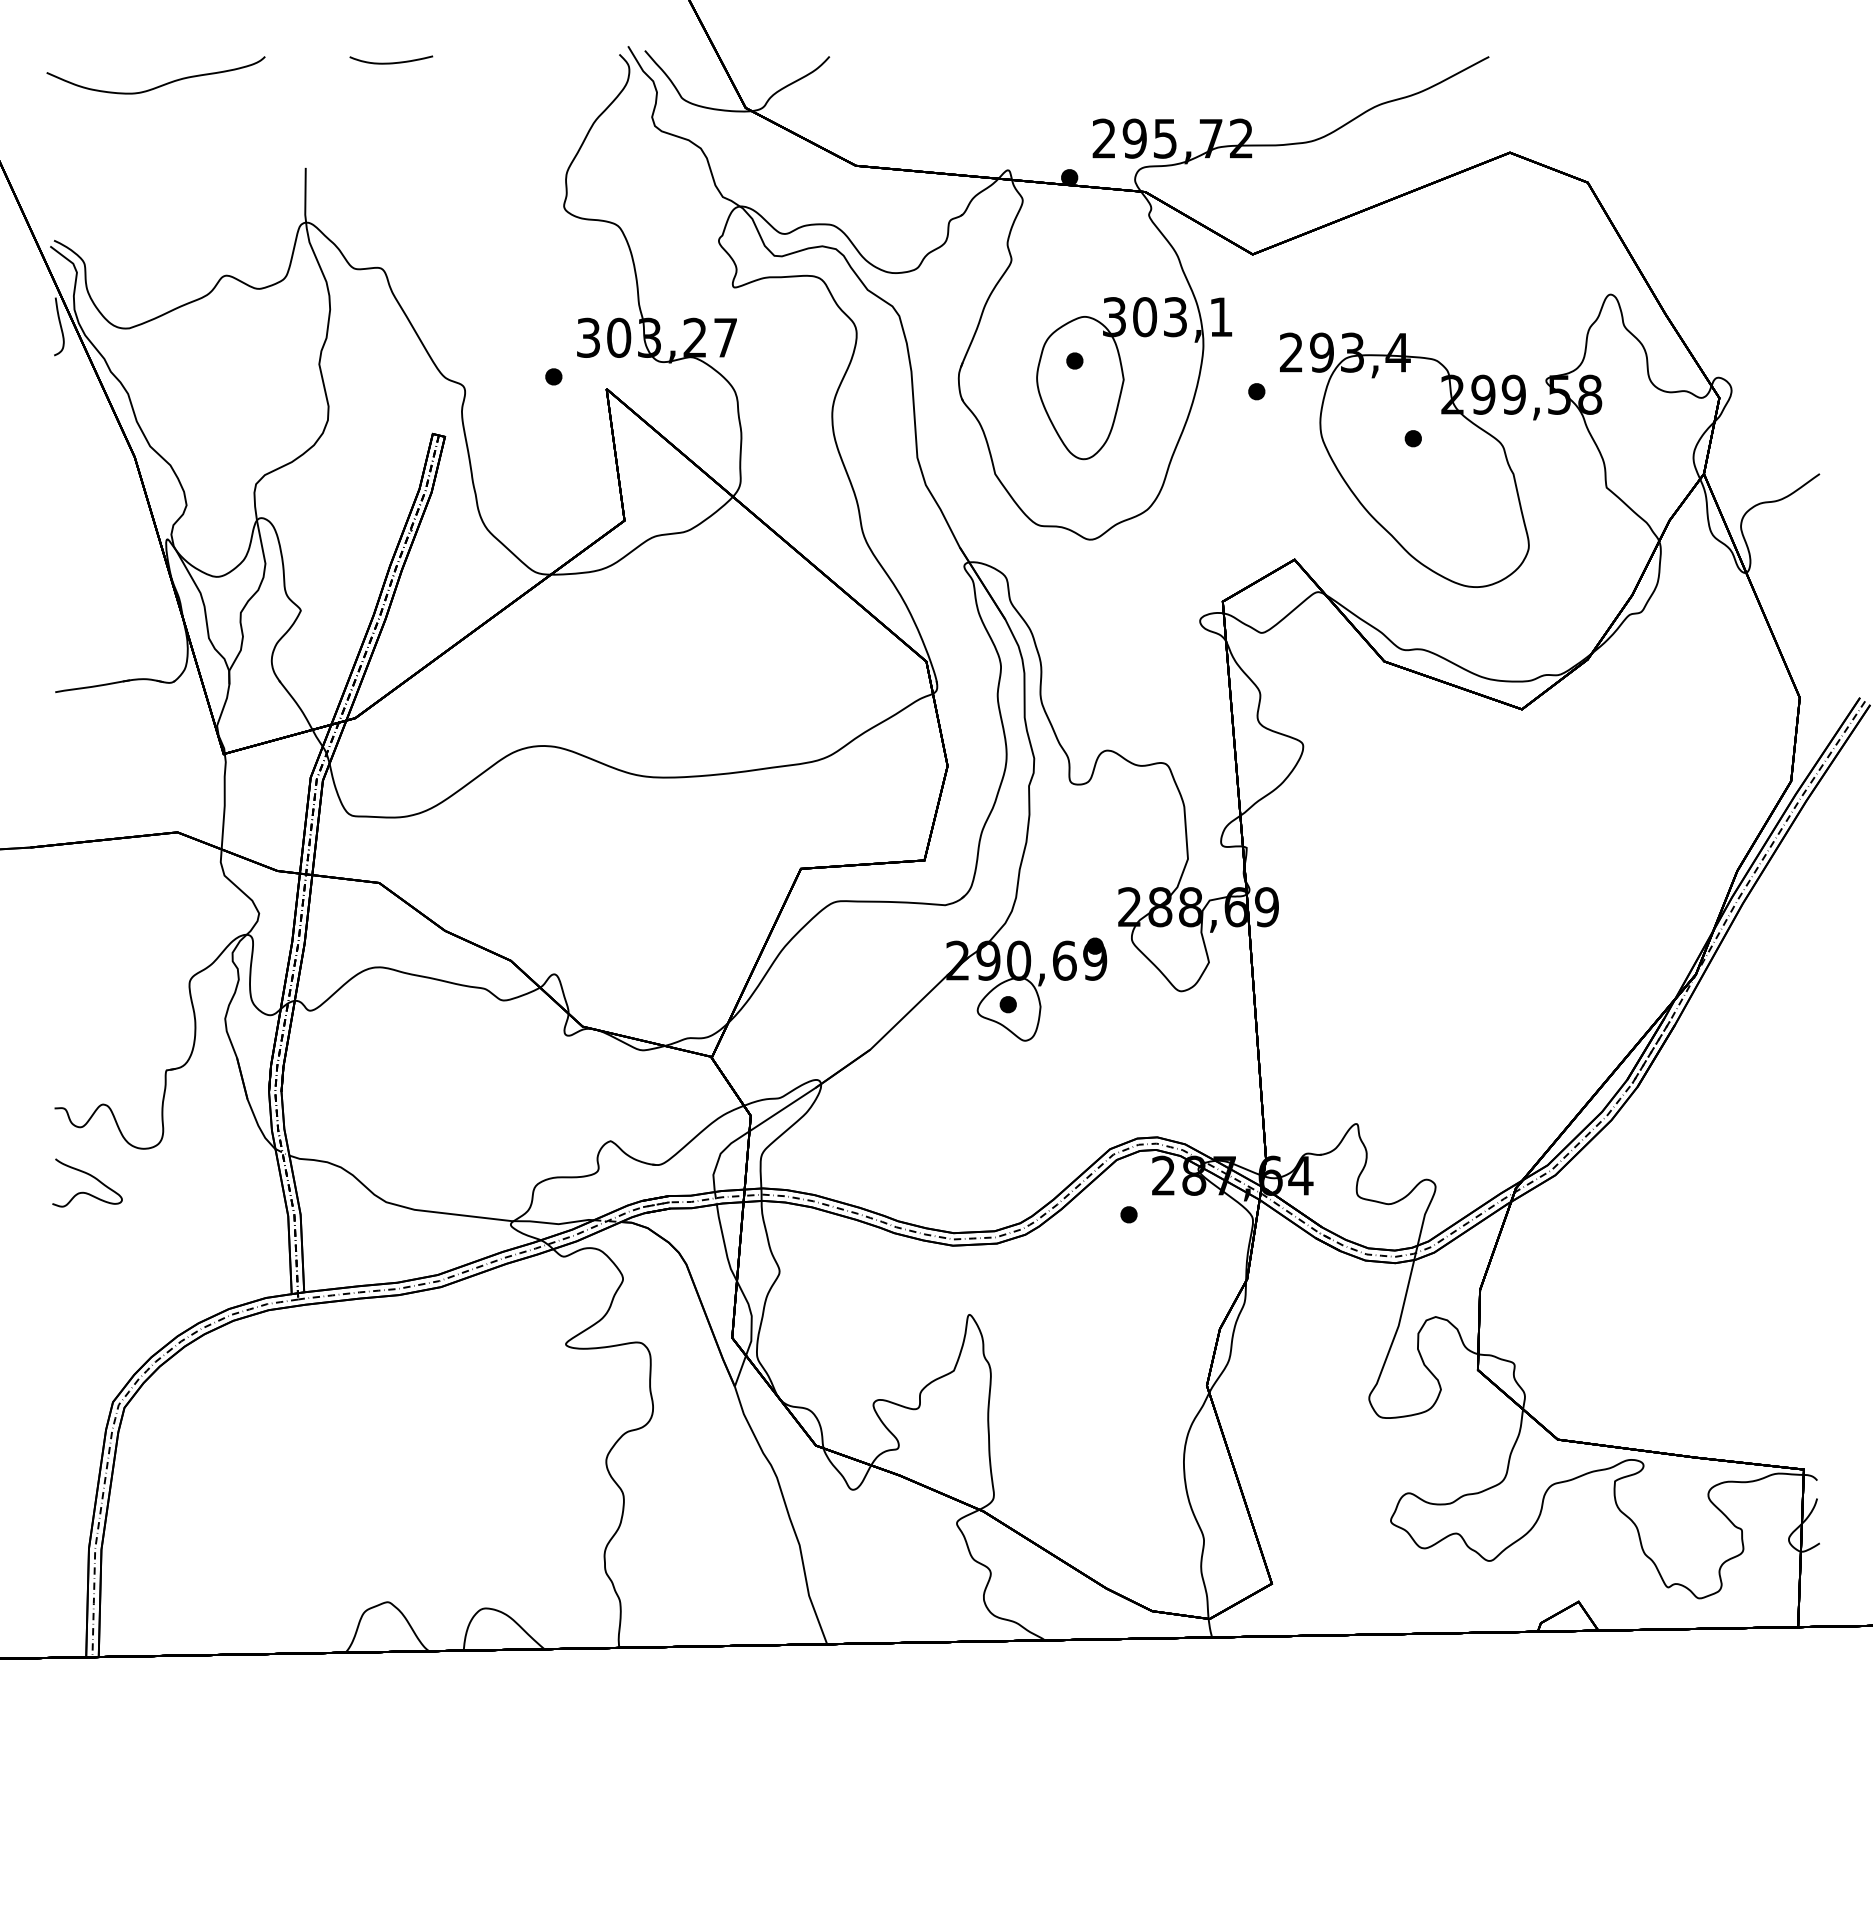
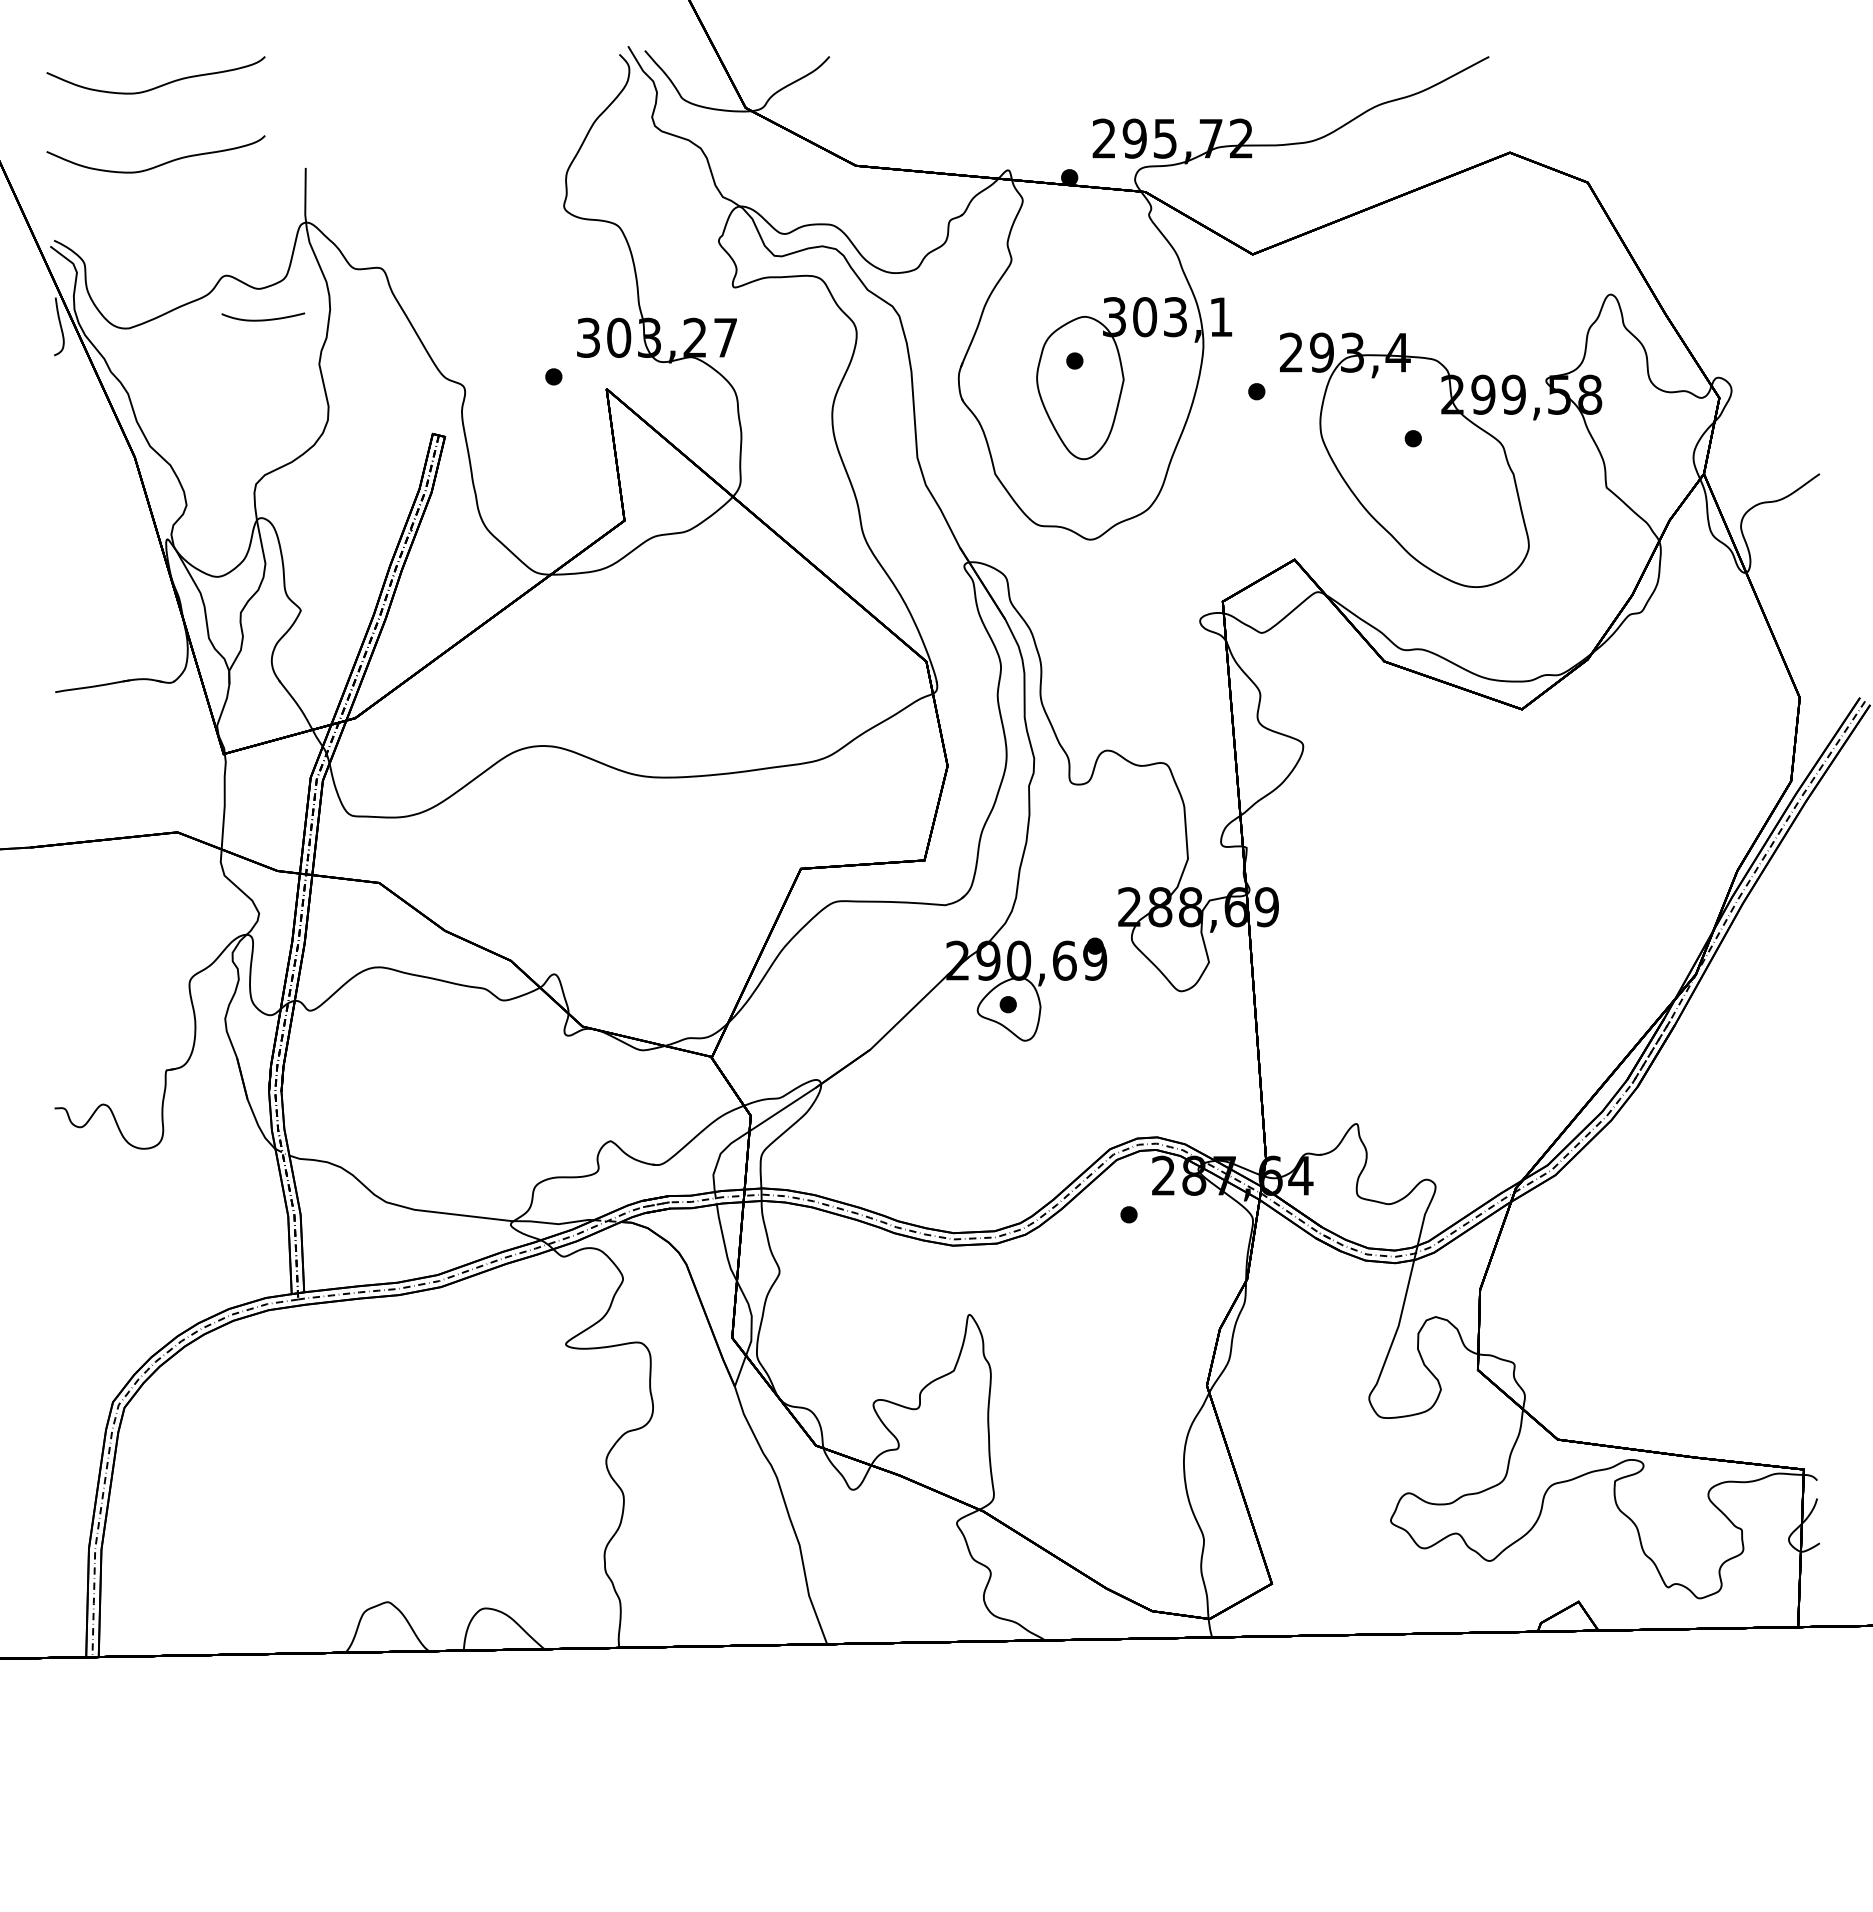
curve position: (391, 62) -> (263, 319) (263, 319)
curve: none -> present (159, 164)
curve: present -> none (90, 1176)
